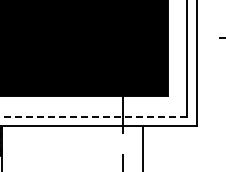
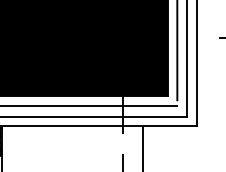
line: none -> present (177, 51)
line: none -> present (89, 106)
line: dashed -> solid (93, 116)
